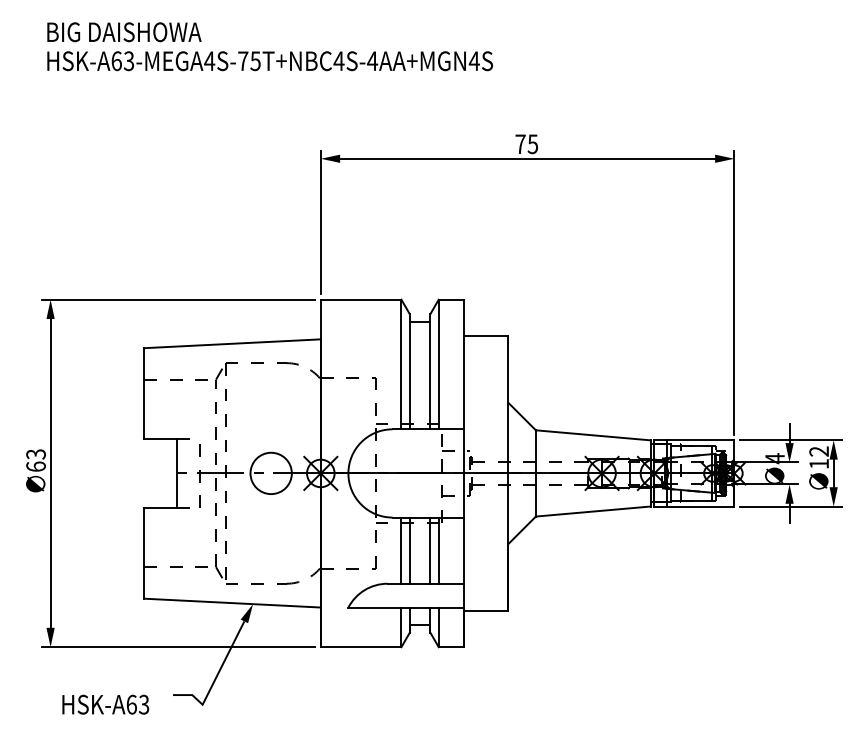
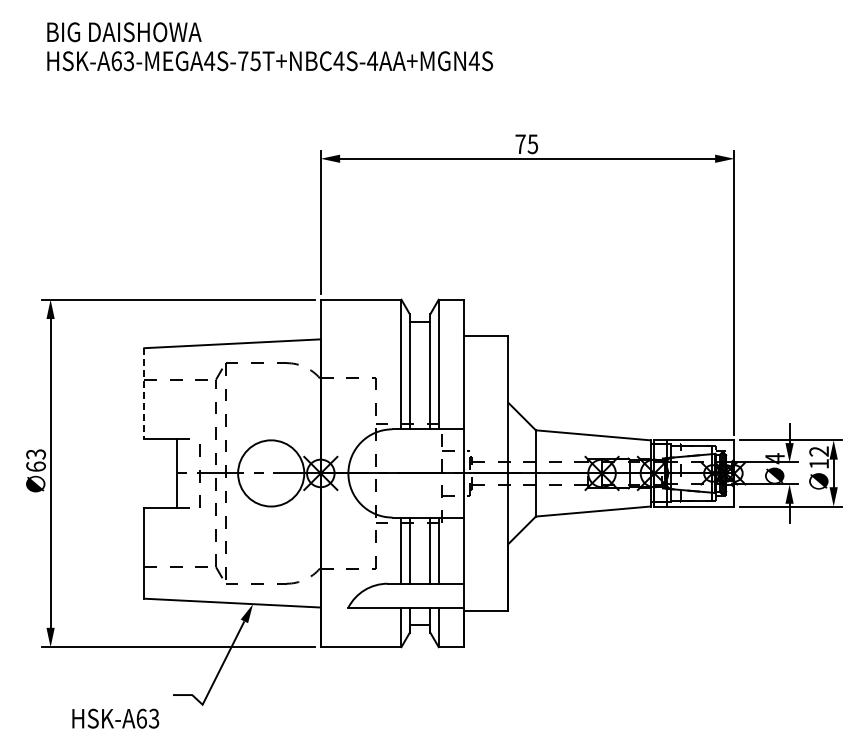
line: solid -> dashed (144, 394)
circle diameter: 41 px -> 66 px (271, 473)
text position: (105, 704) -> (115, 718) (115, 718)
